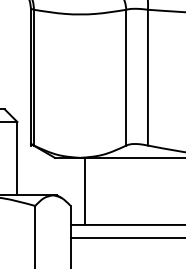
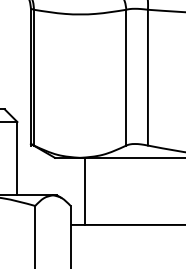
line: present -> none (126, 237)
